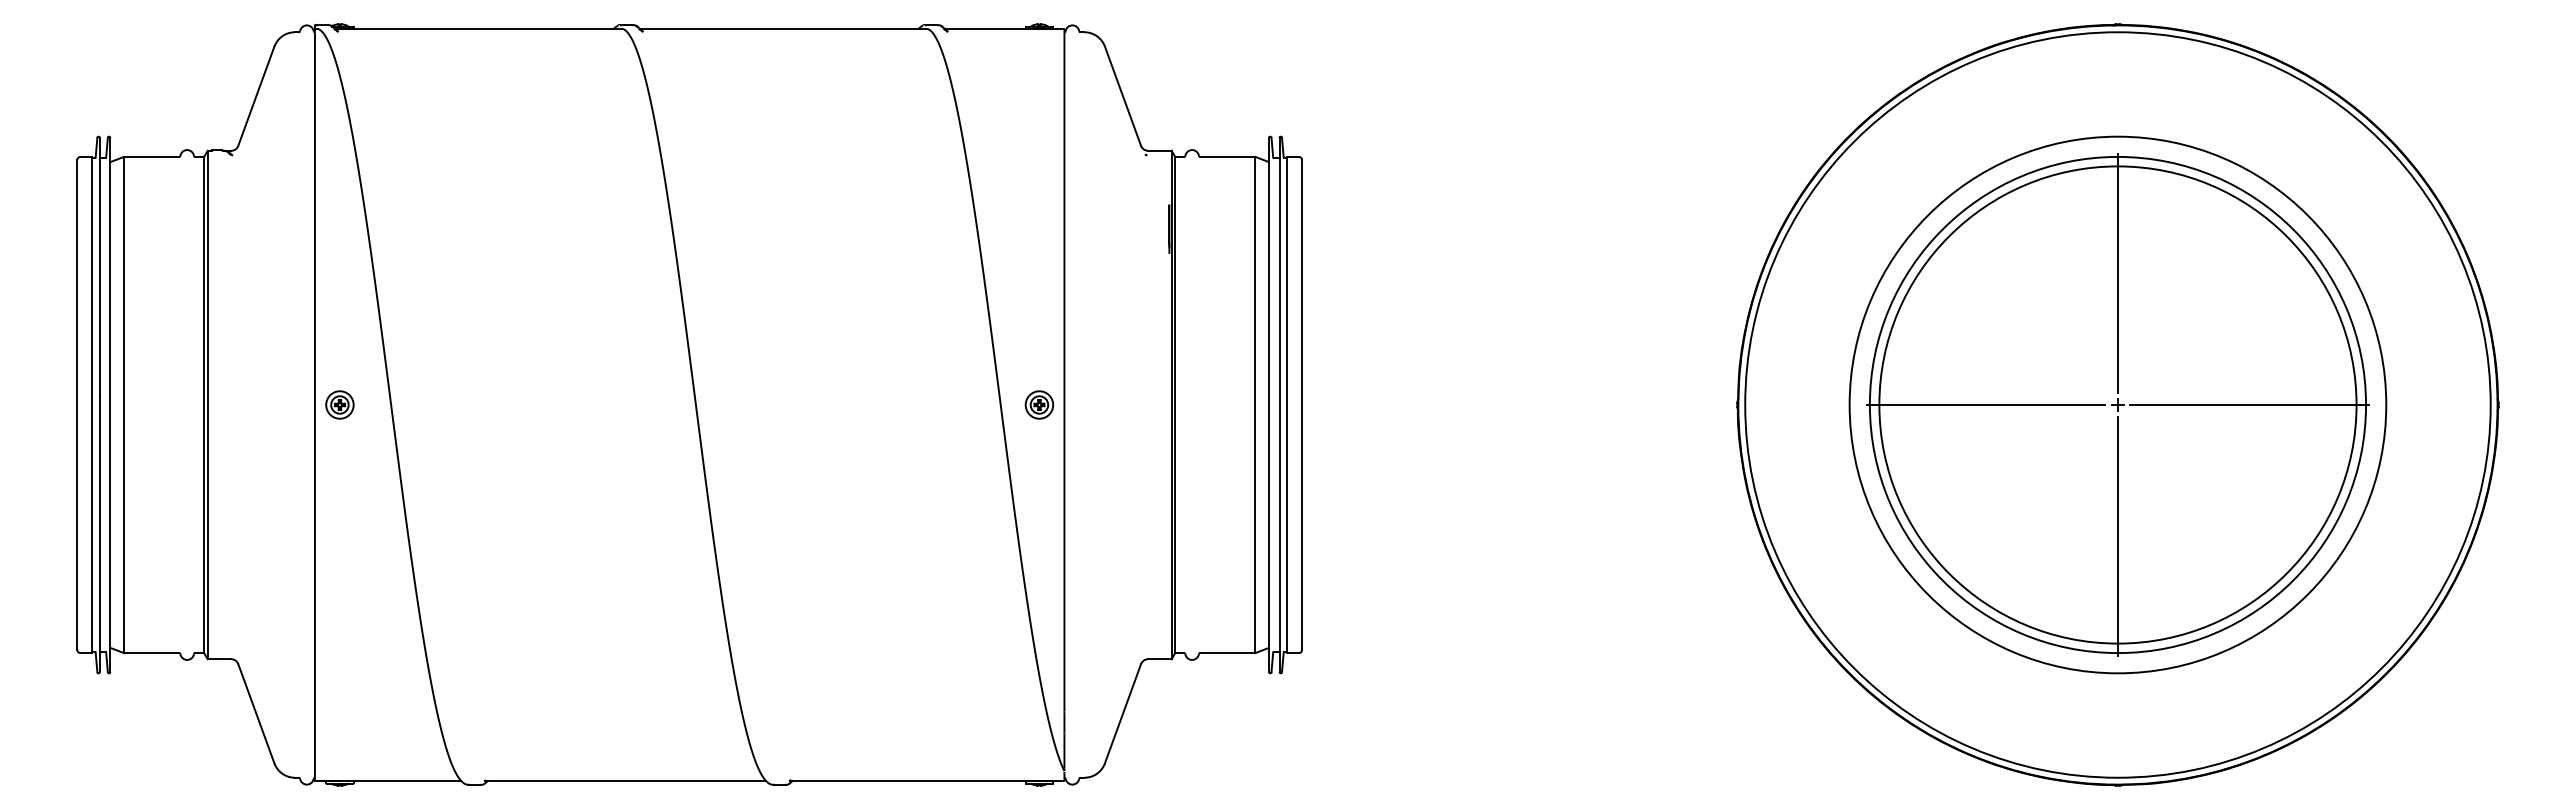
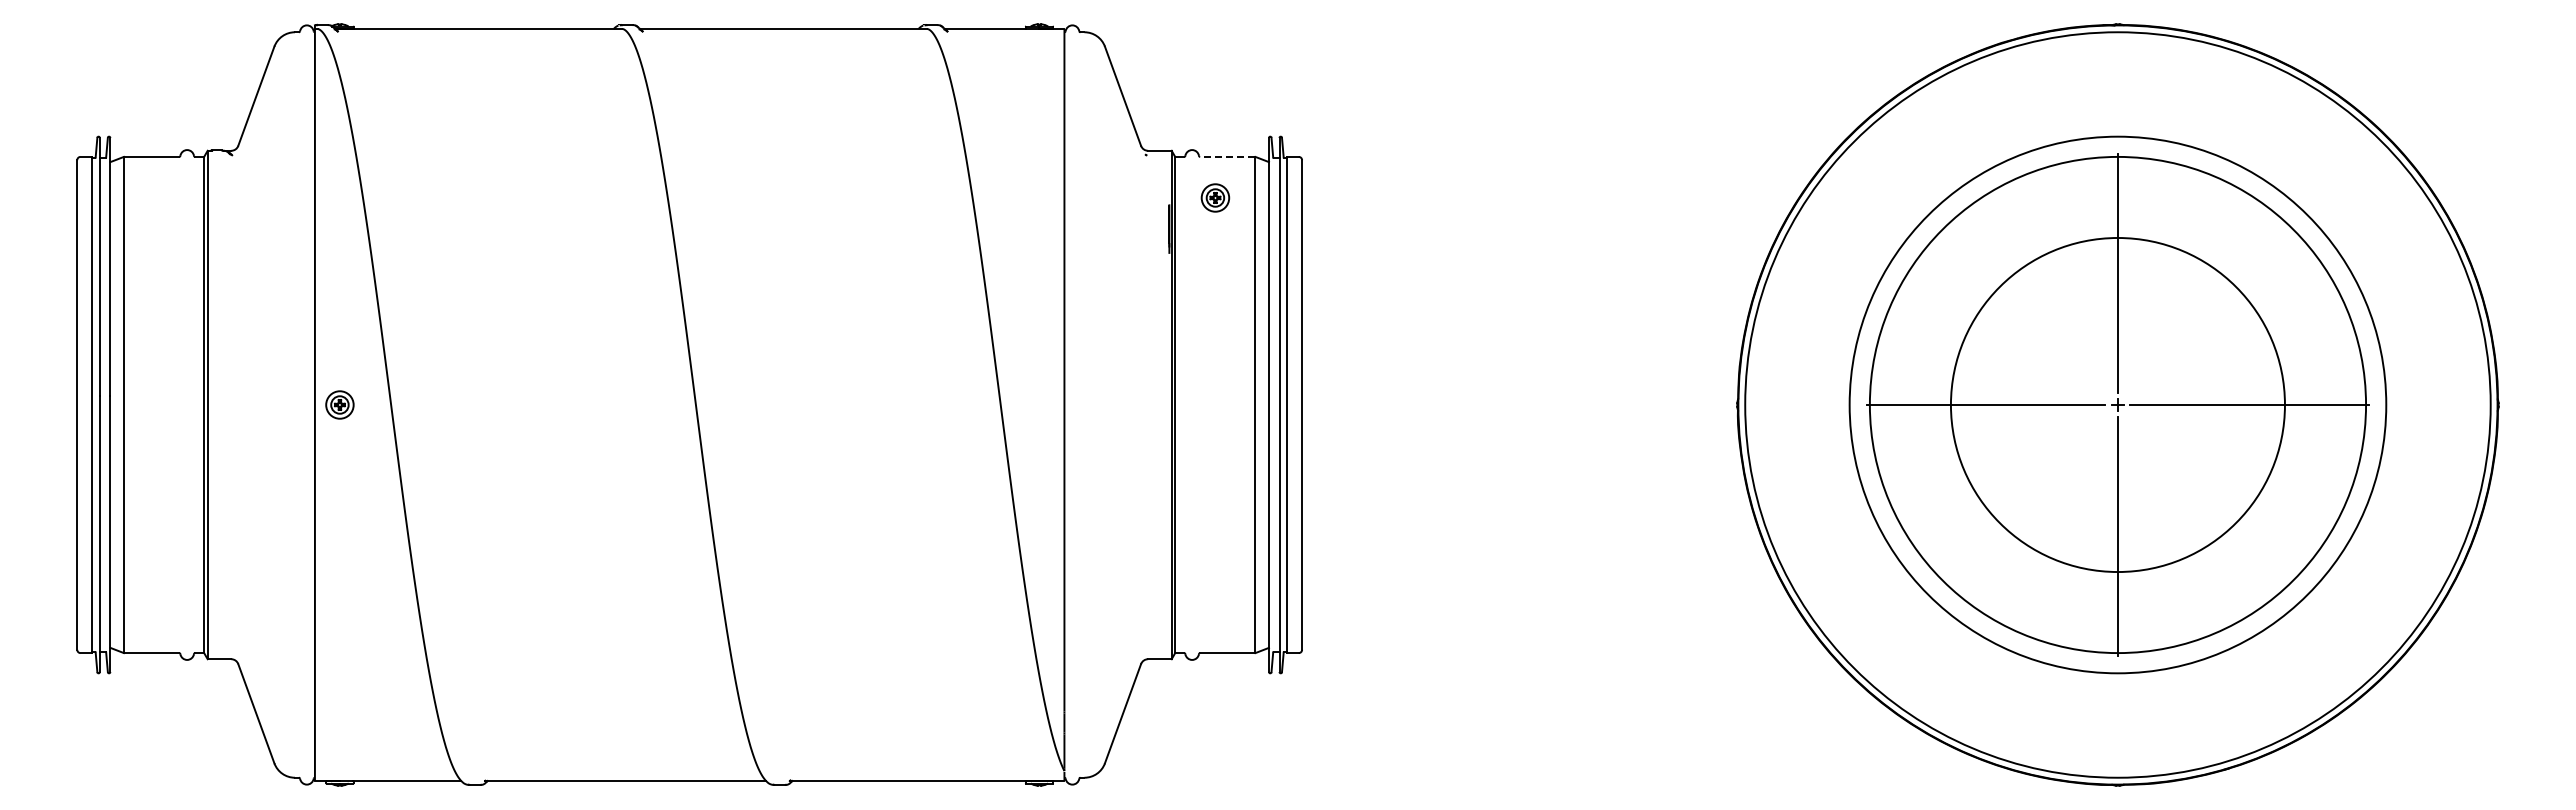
line: solid -> dashed (1227, 156)
part position: (1039, 404) -> (1215, 197) (1215, 197)
circle diameter: 477 px -> 334 px (2117, 405)
